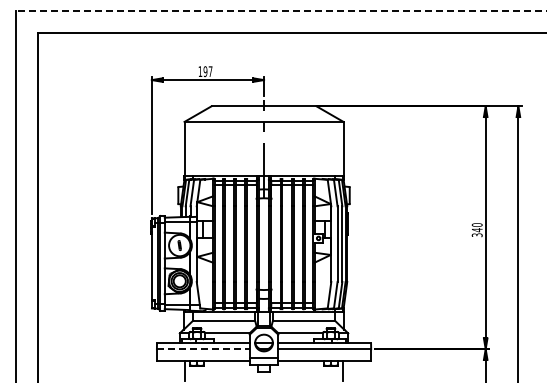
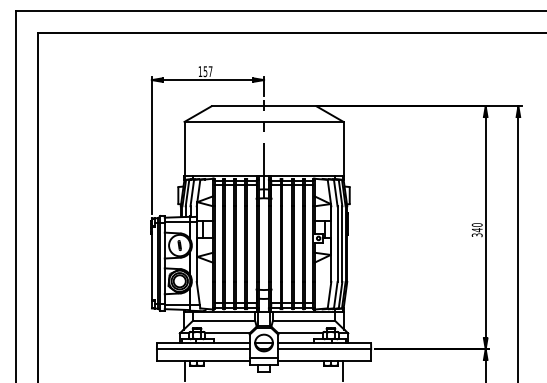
line: dashed -> solid (281, 11)
text: 197 -> 157 (205, 71)
line: dashed -> solid (203, 349)
